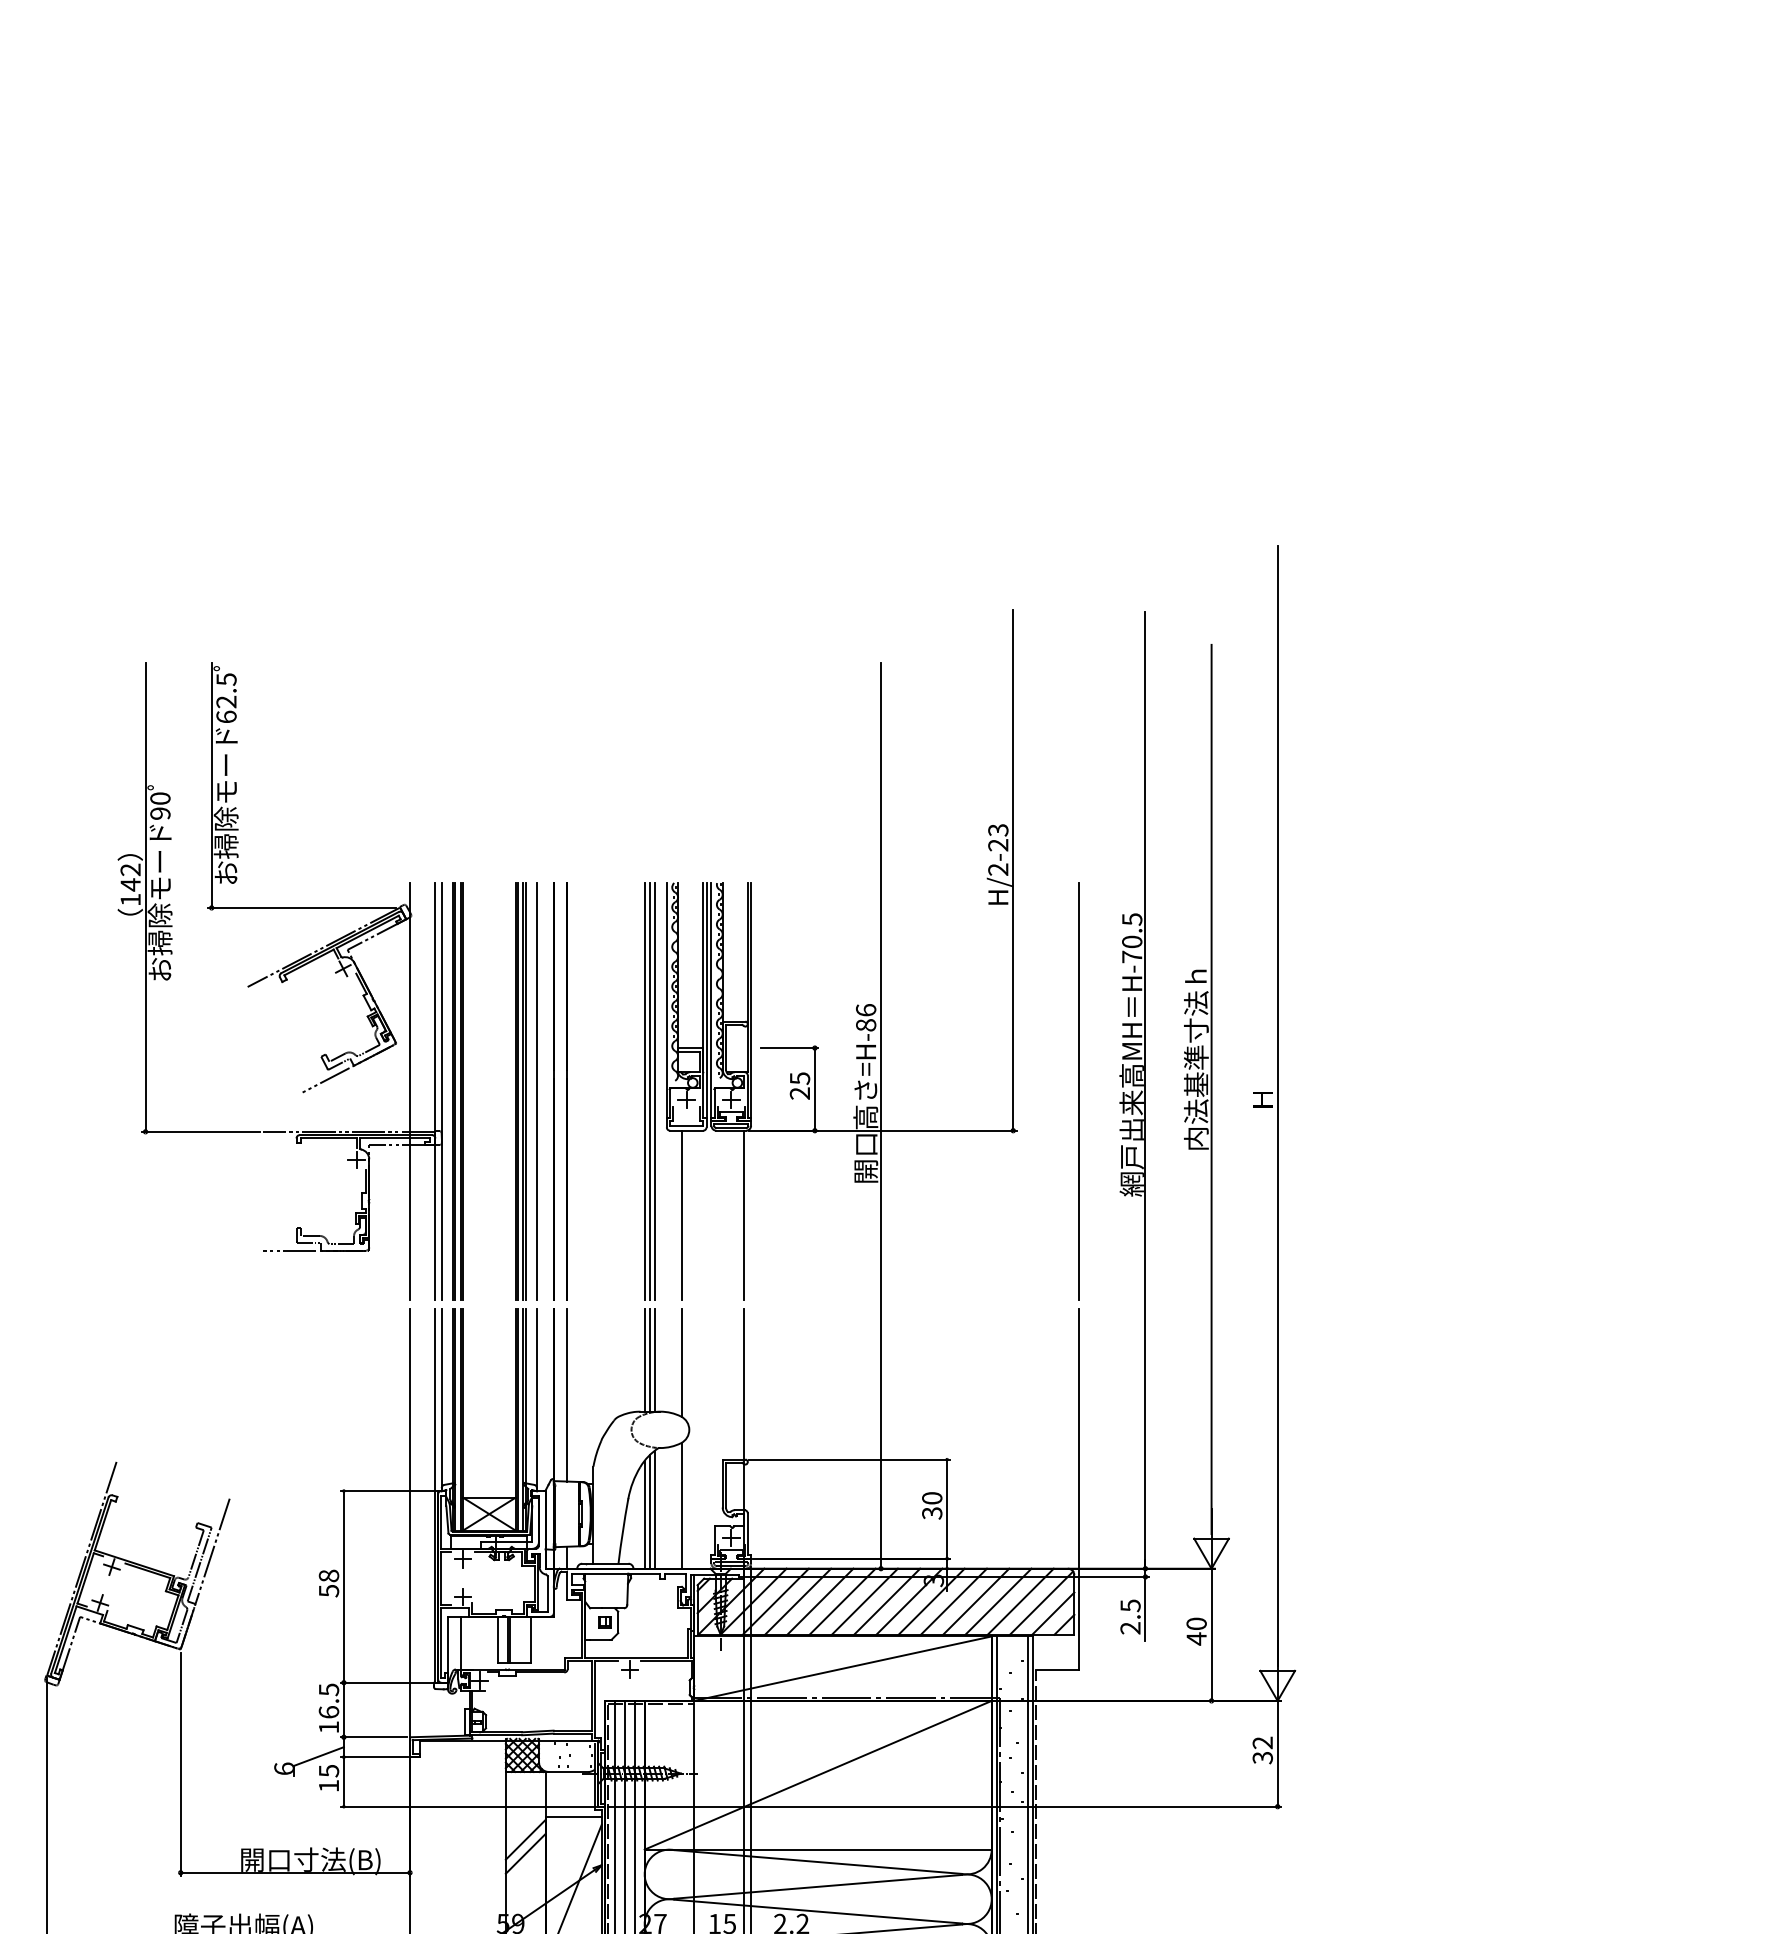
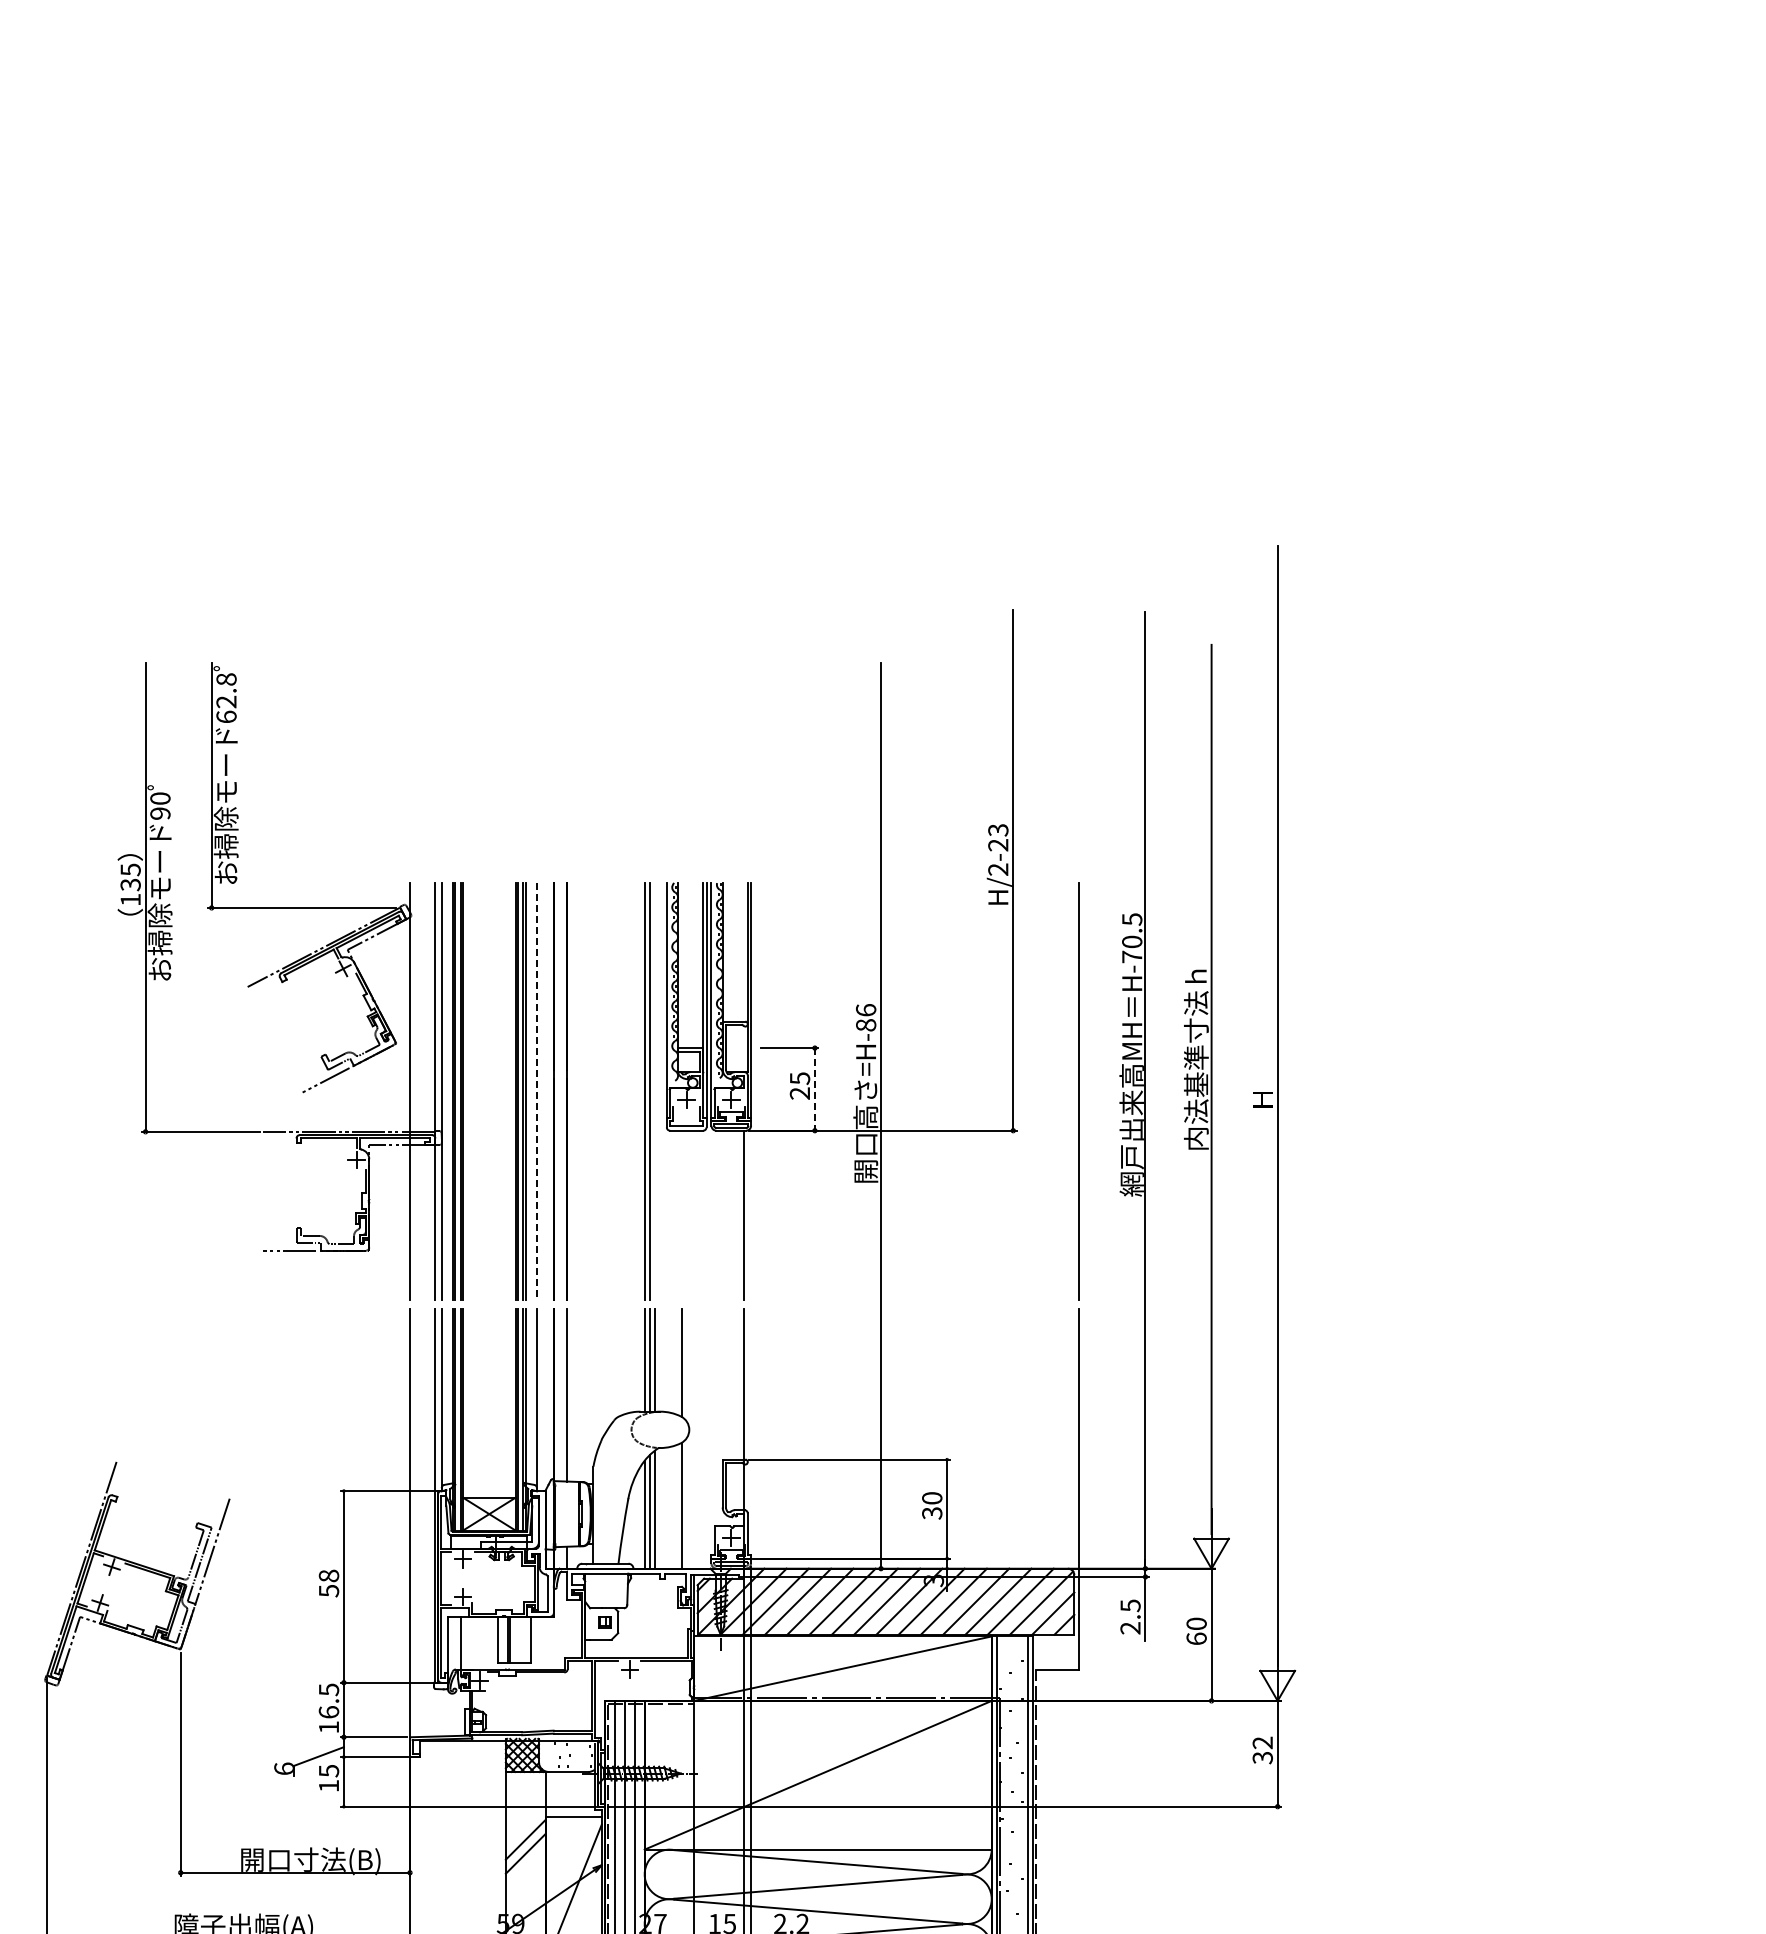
text: 62.5 -> 62.8 (226, 679)
text: 142 -> 135 (130, 877)
line: solid -> dashed (814, 1089)
line: solid -> dashed (536, 1091)
line: present -> none (654, 1091)
line: present -> none (681, 1214)
text: 40 -> 60 (1196, 1638)
